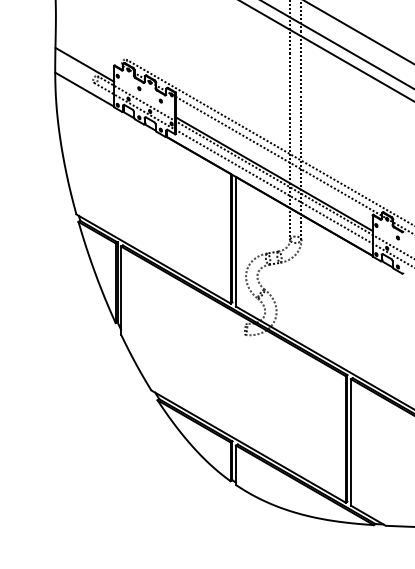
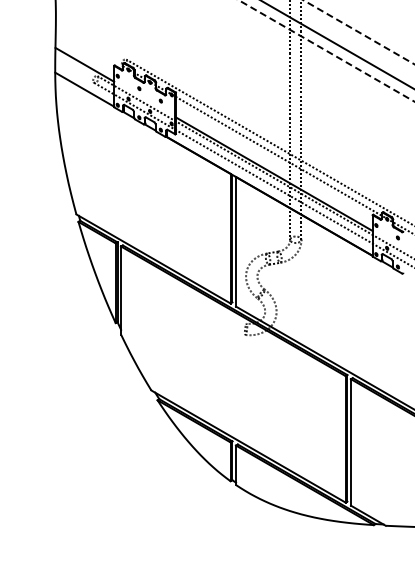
line: solid -> dashed (359, 32)
line: solid -> dashed (327, 51)
